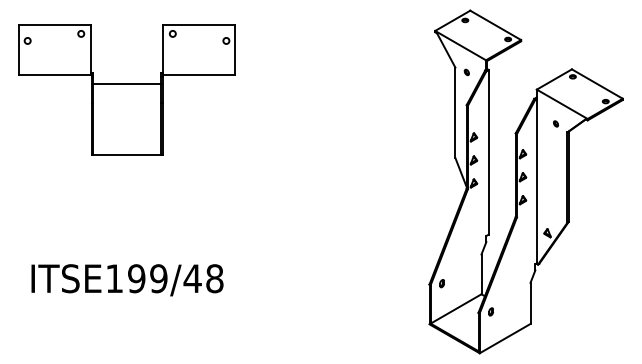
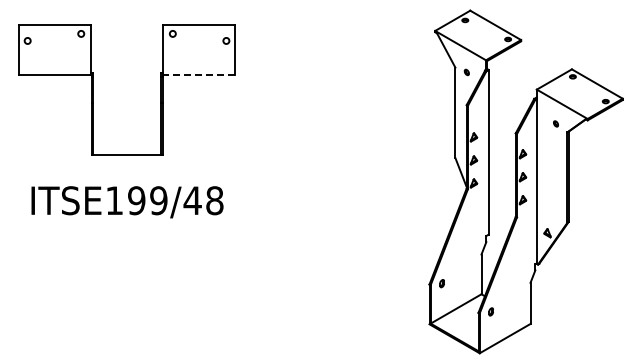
line: solid -> dashed (198, 75)
line: present -> none (126, 83)
text position: (127, 280) -> (127, 202) (127, 202)
